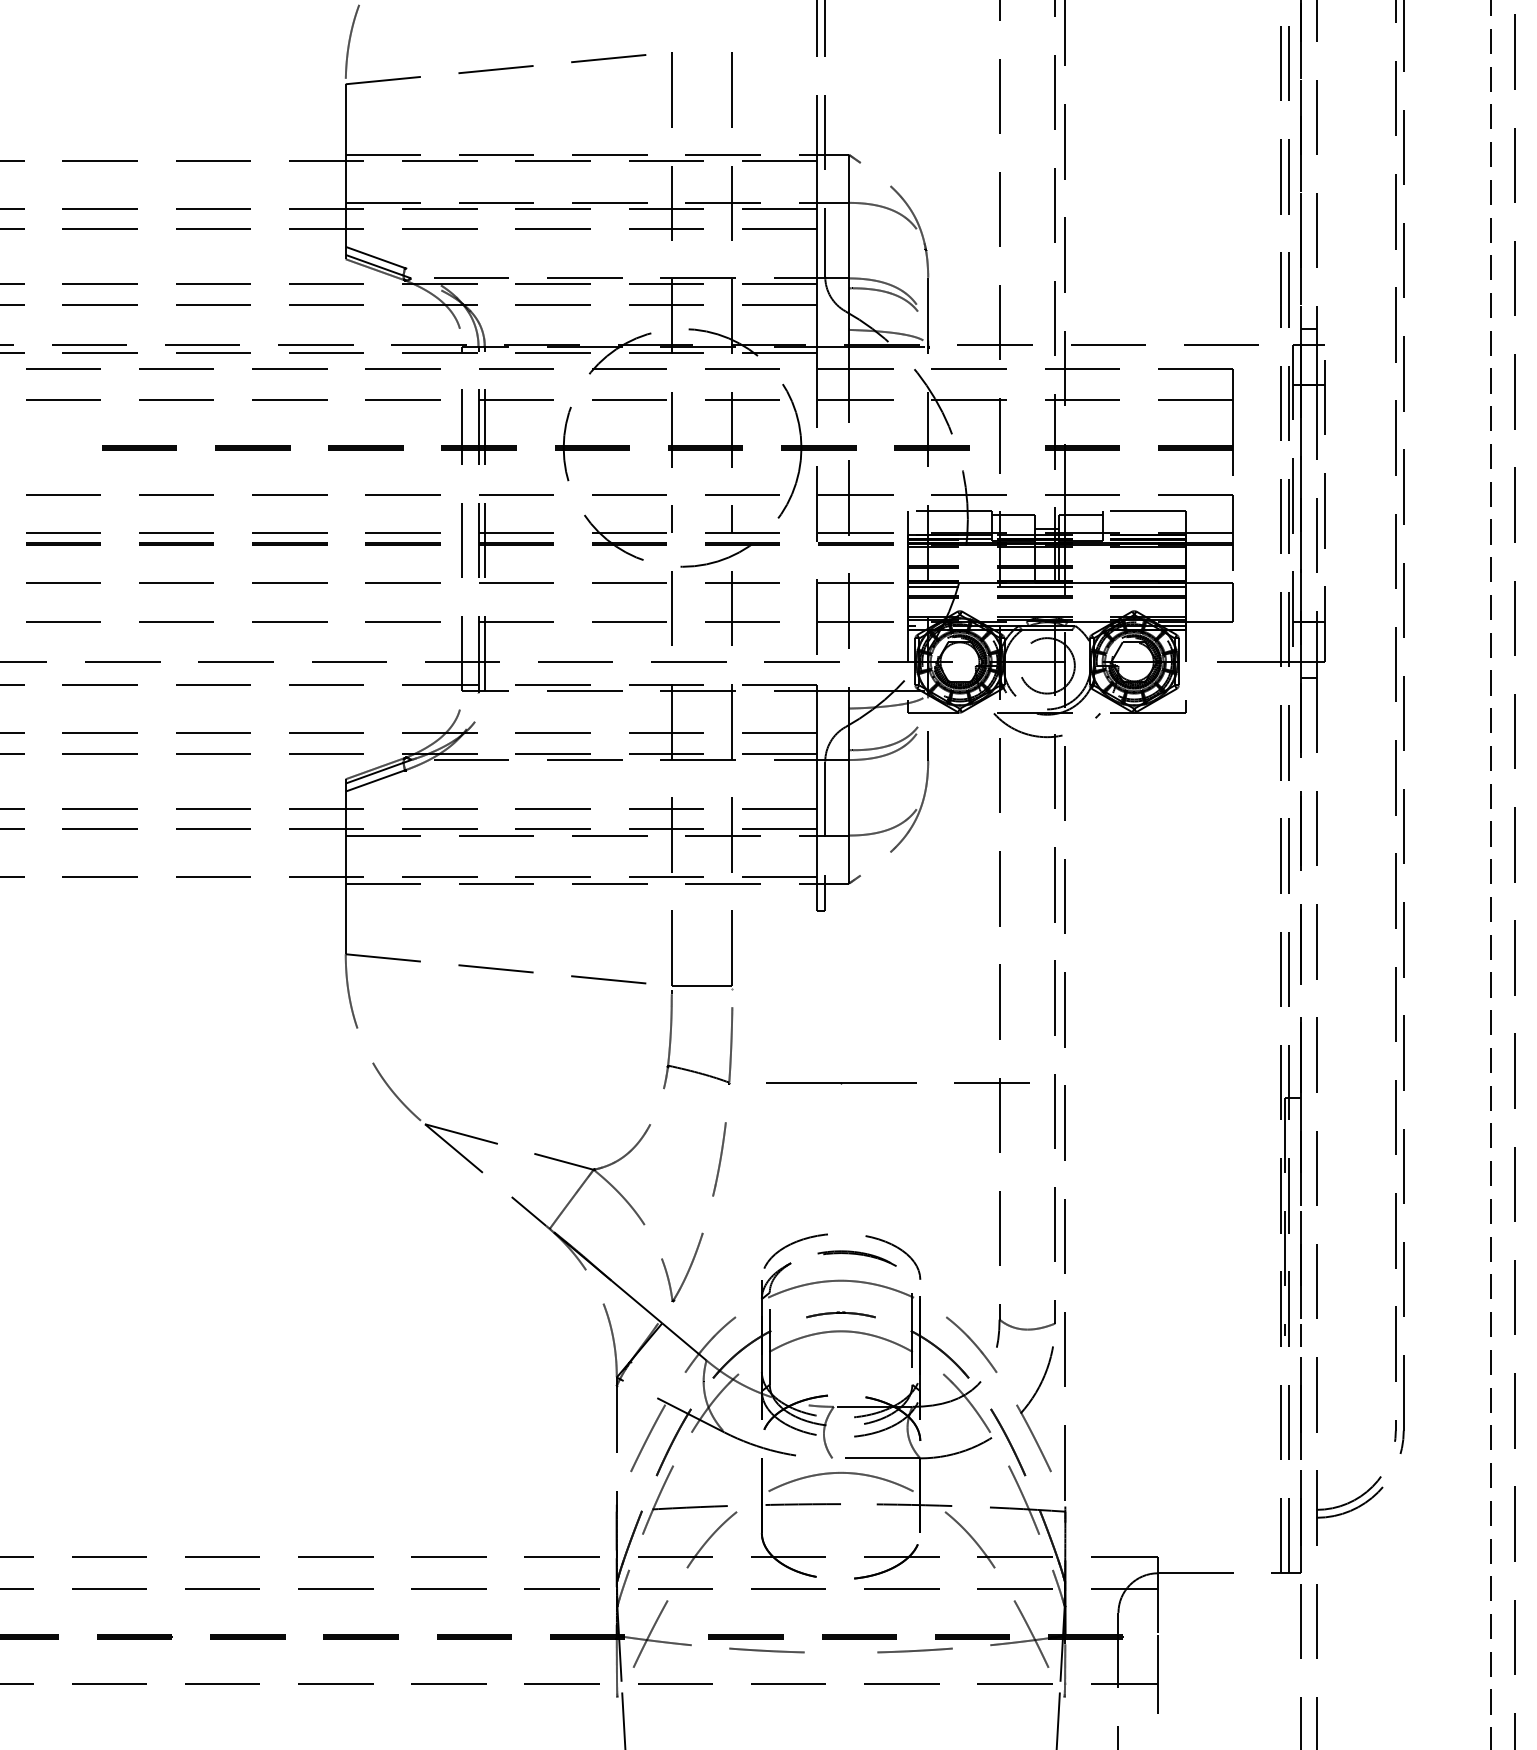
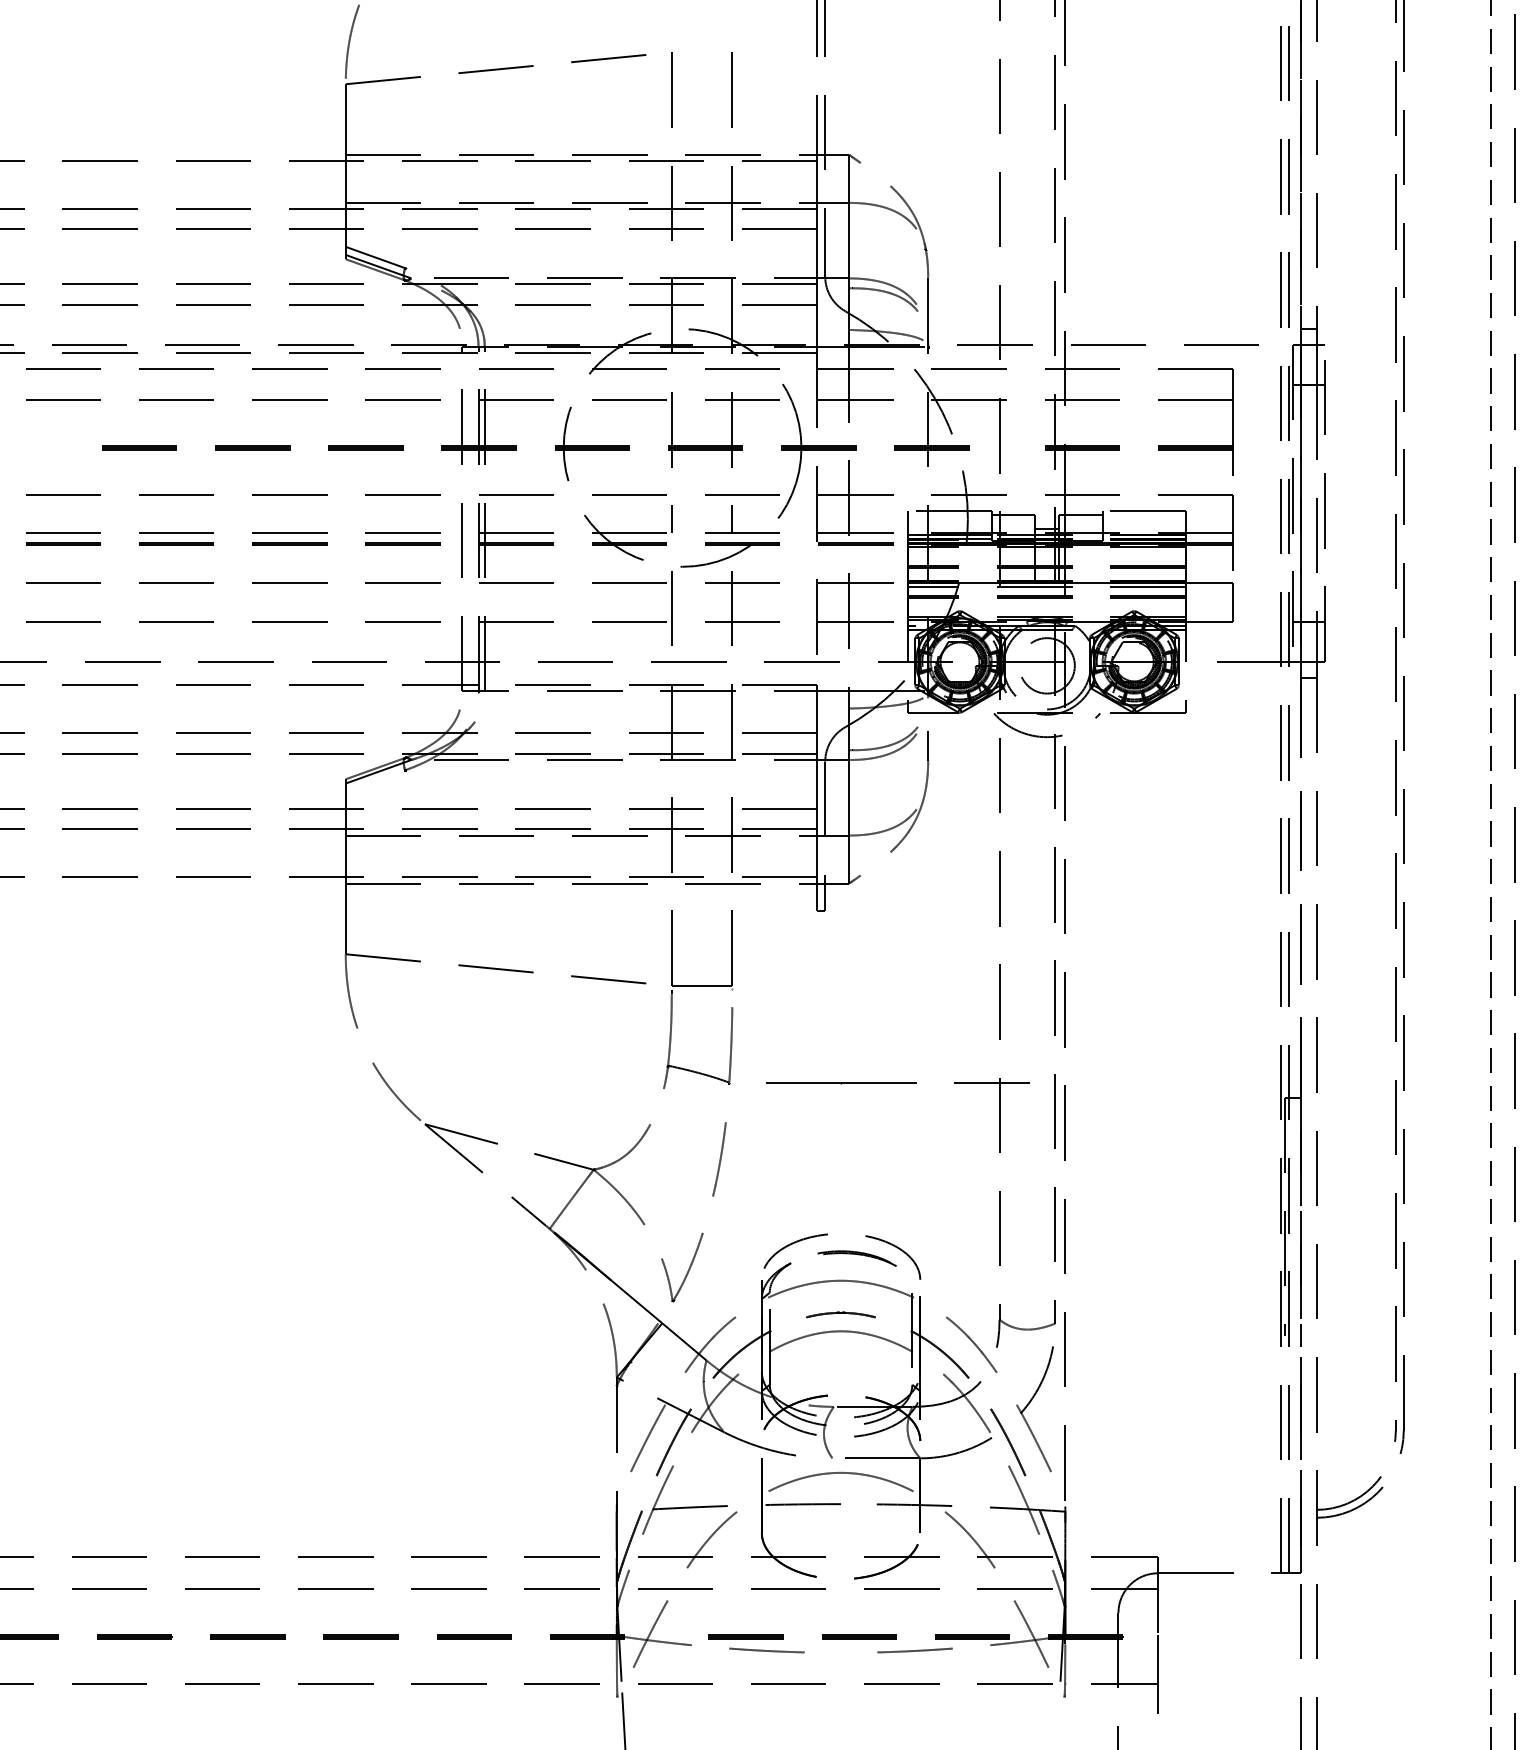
line: present -> none (375, 780)
line: present -> none (1057, 1719)
